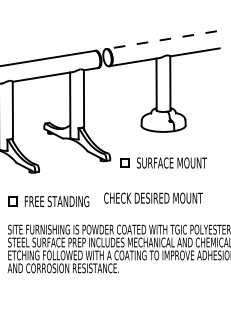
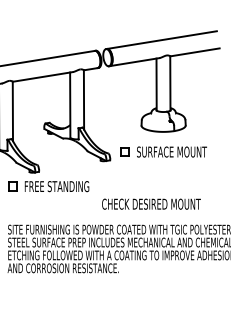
line: dashed -> solid (161, 40)
part position: (163, 162) -> (163, 151) (163, 151)
text position: (153, 197) -> (151, 203) (151, 203)
part position: (48, 201) -> (48, 186) (48, 186)
